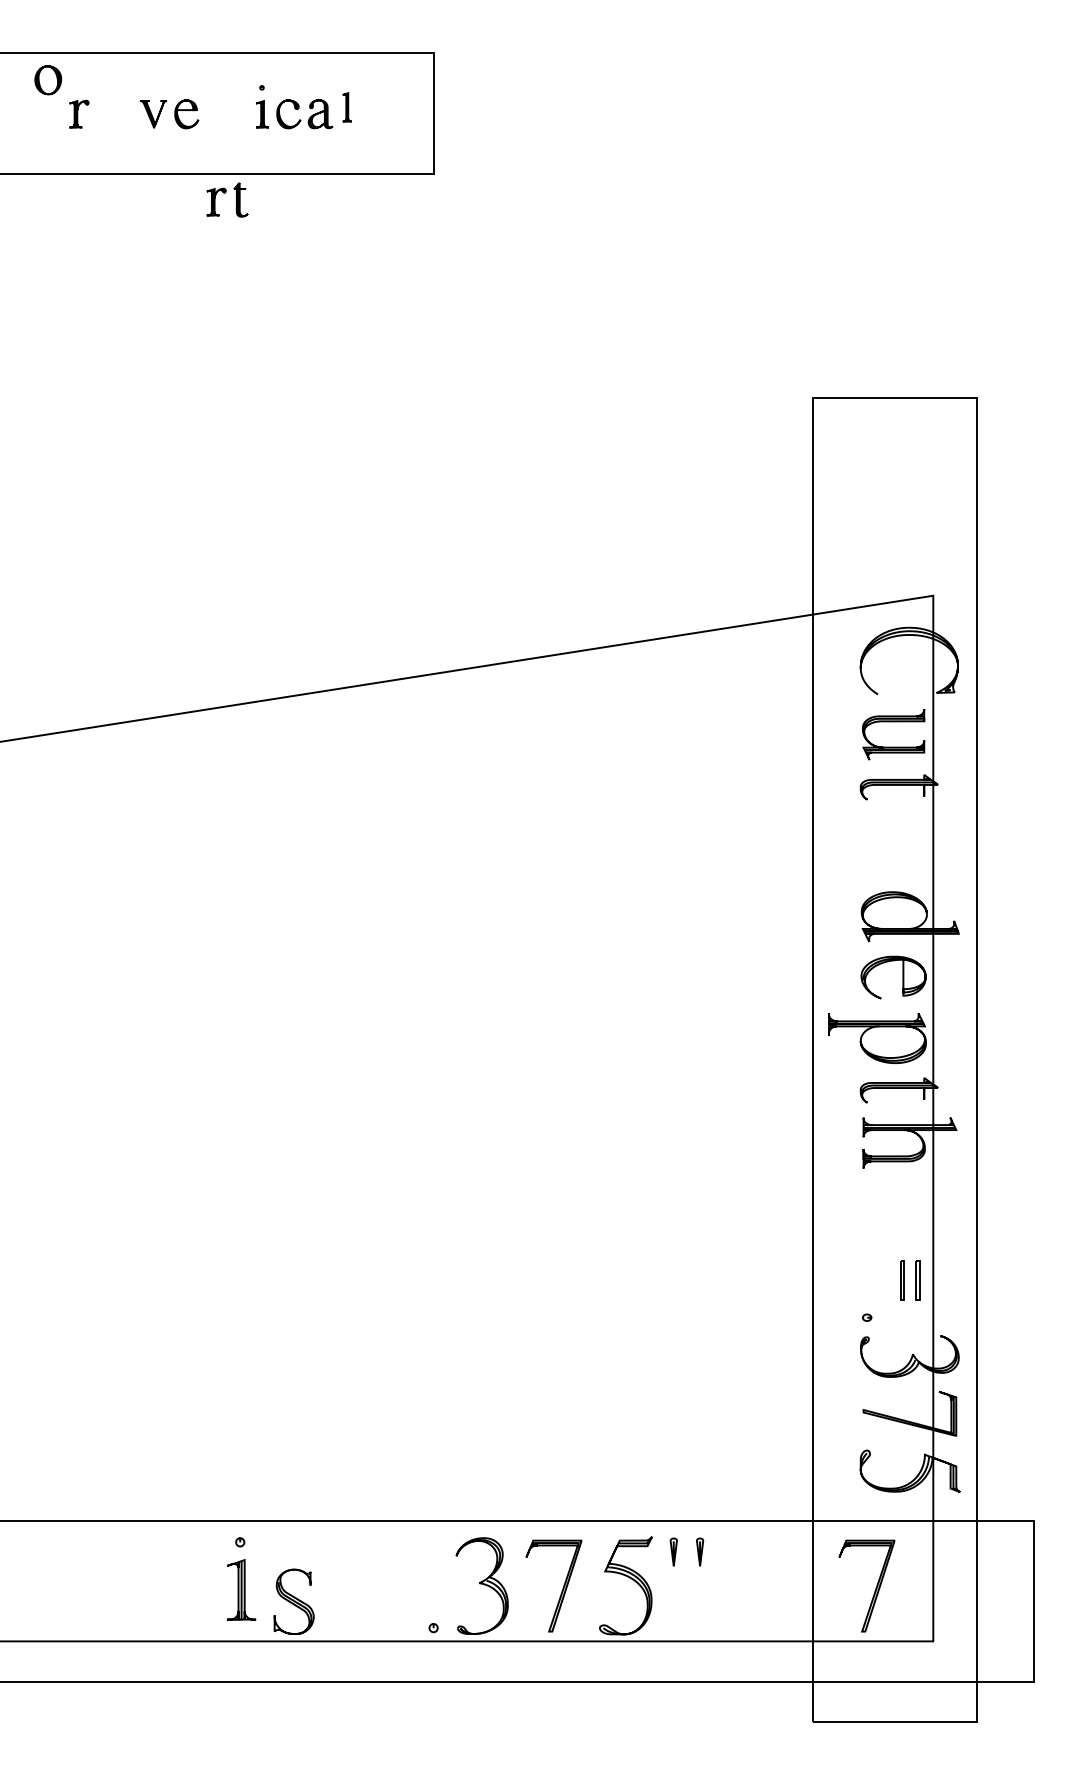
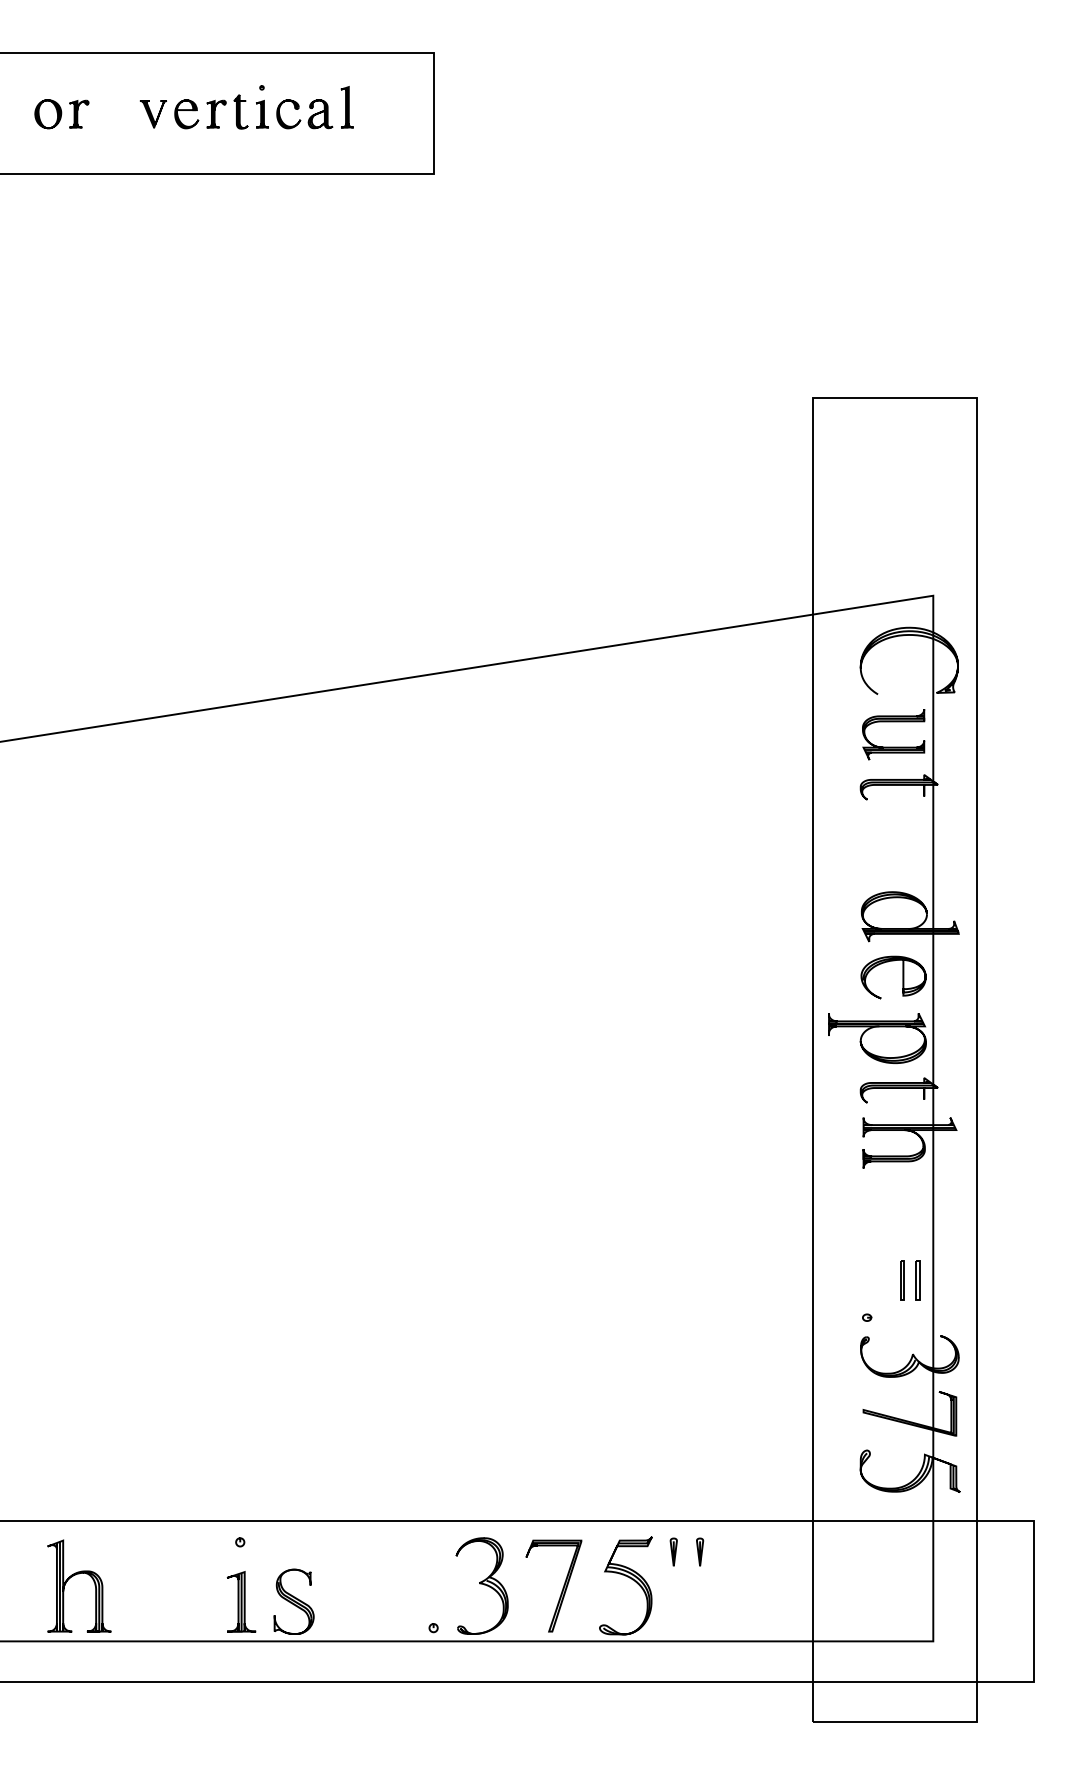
curve position: (56, 78) -> (56, 112) (56, 112)
part size: 10x31 px -> 14x43 px (346, 107)
part position: (225, 193) -> (225, 105) (225, 105)
part: none -> present (75, 1575)
curve: present -> none (875, 1587)
part position: (241, 1589) -> (241, 1601) (241, 1601)
